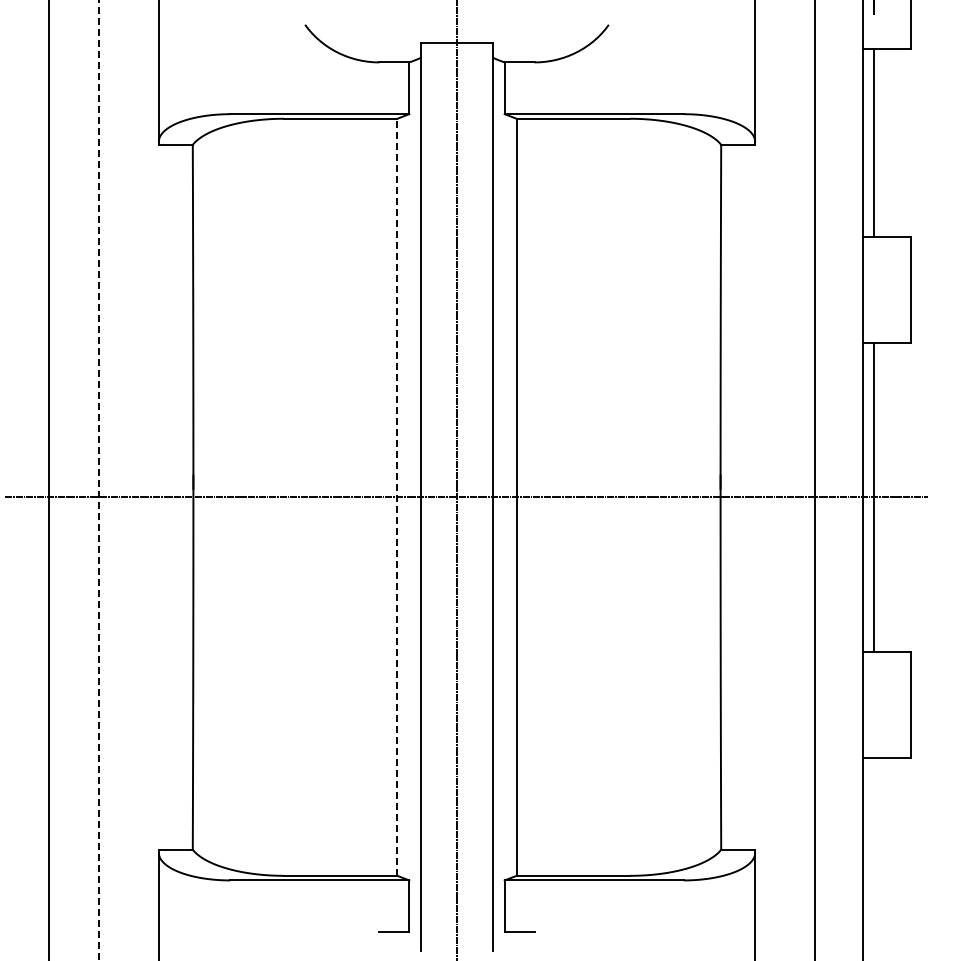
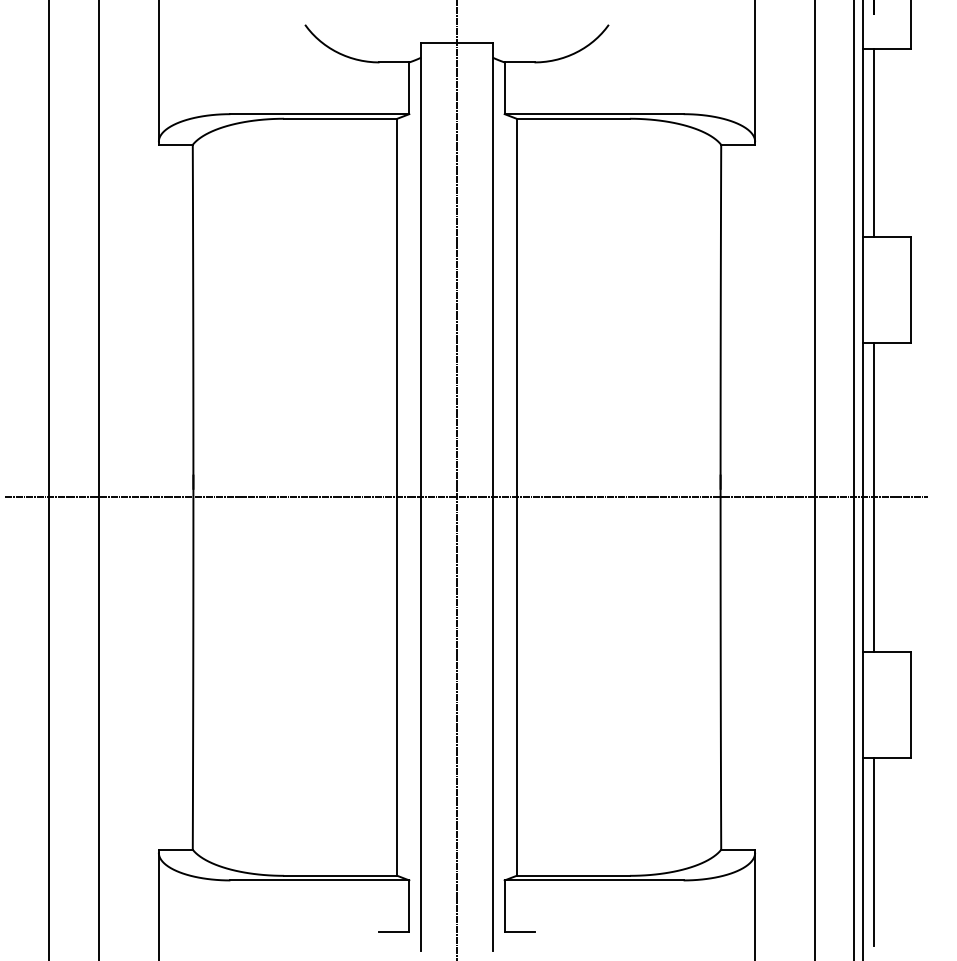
line: none -> present (853, 479)
line: dashed -> solid (99, 480)
line: dashed -> solid (397, 497)
line: none -> present (874, 851)
